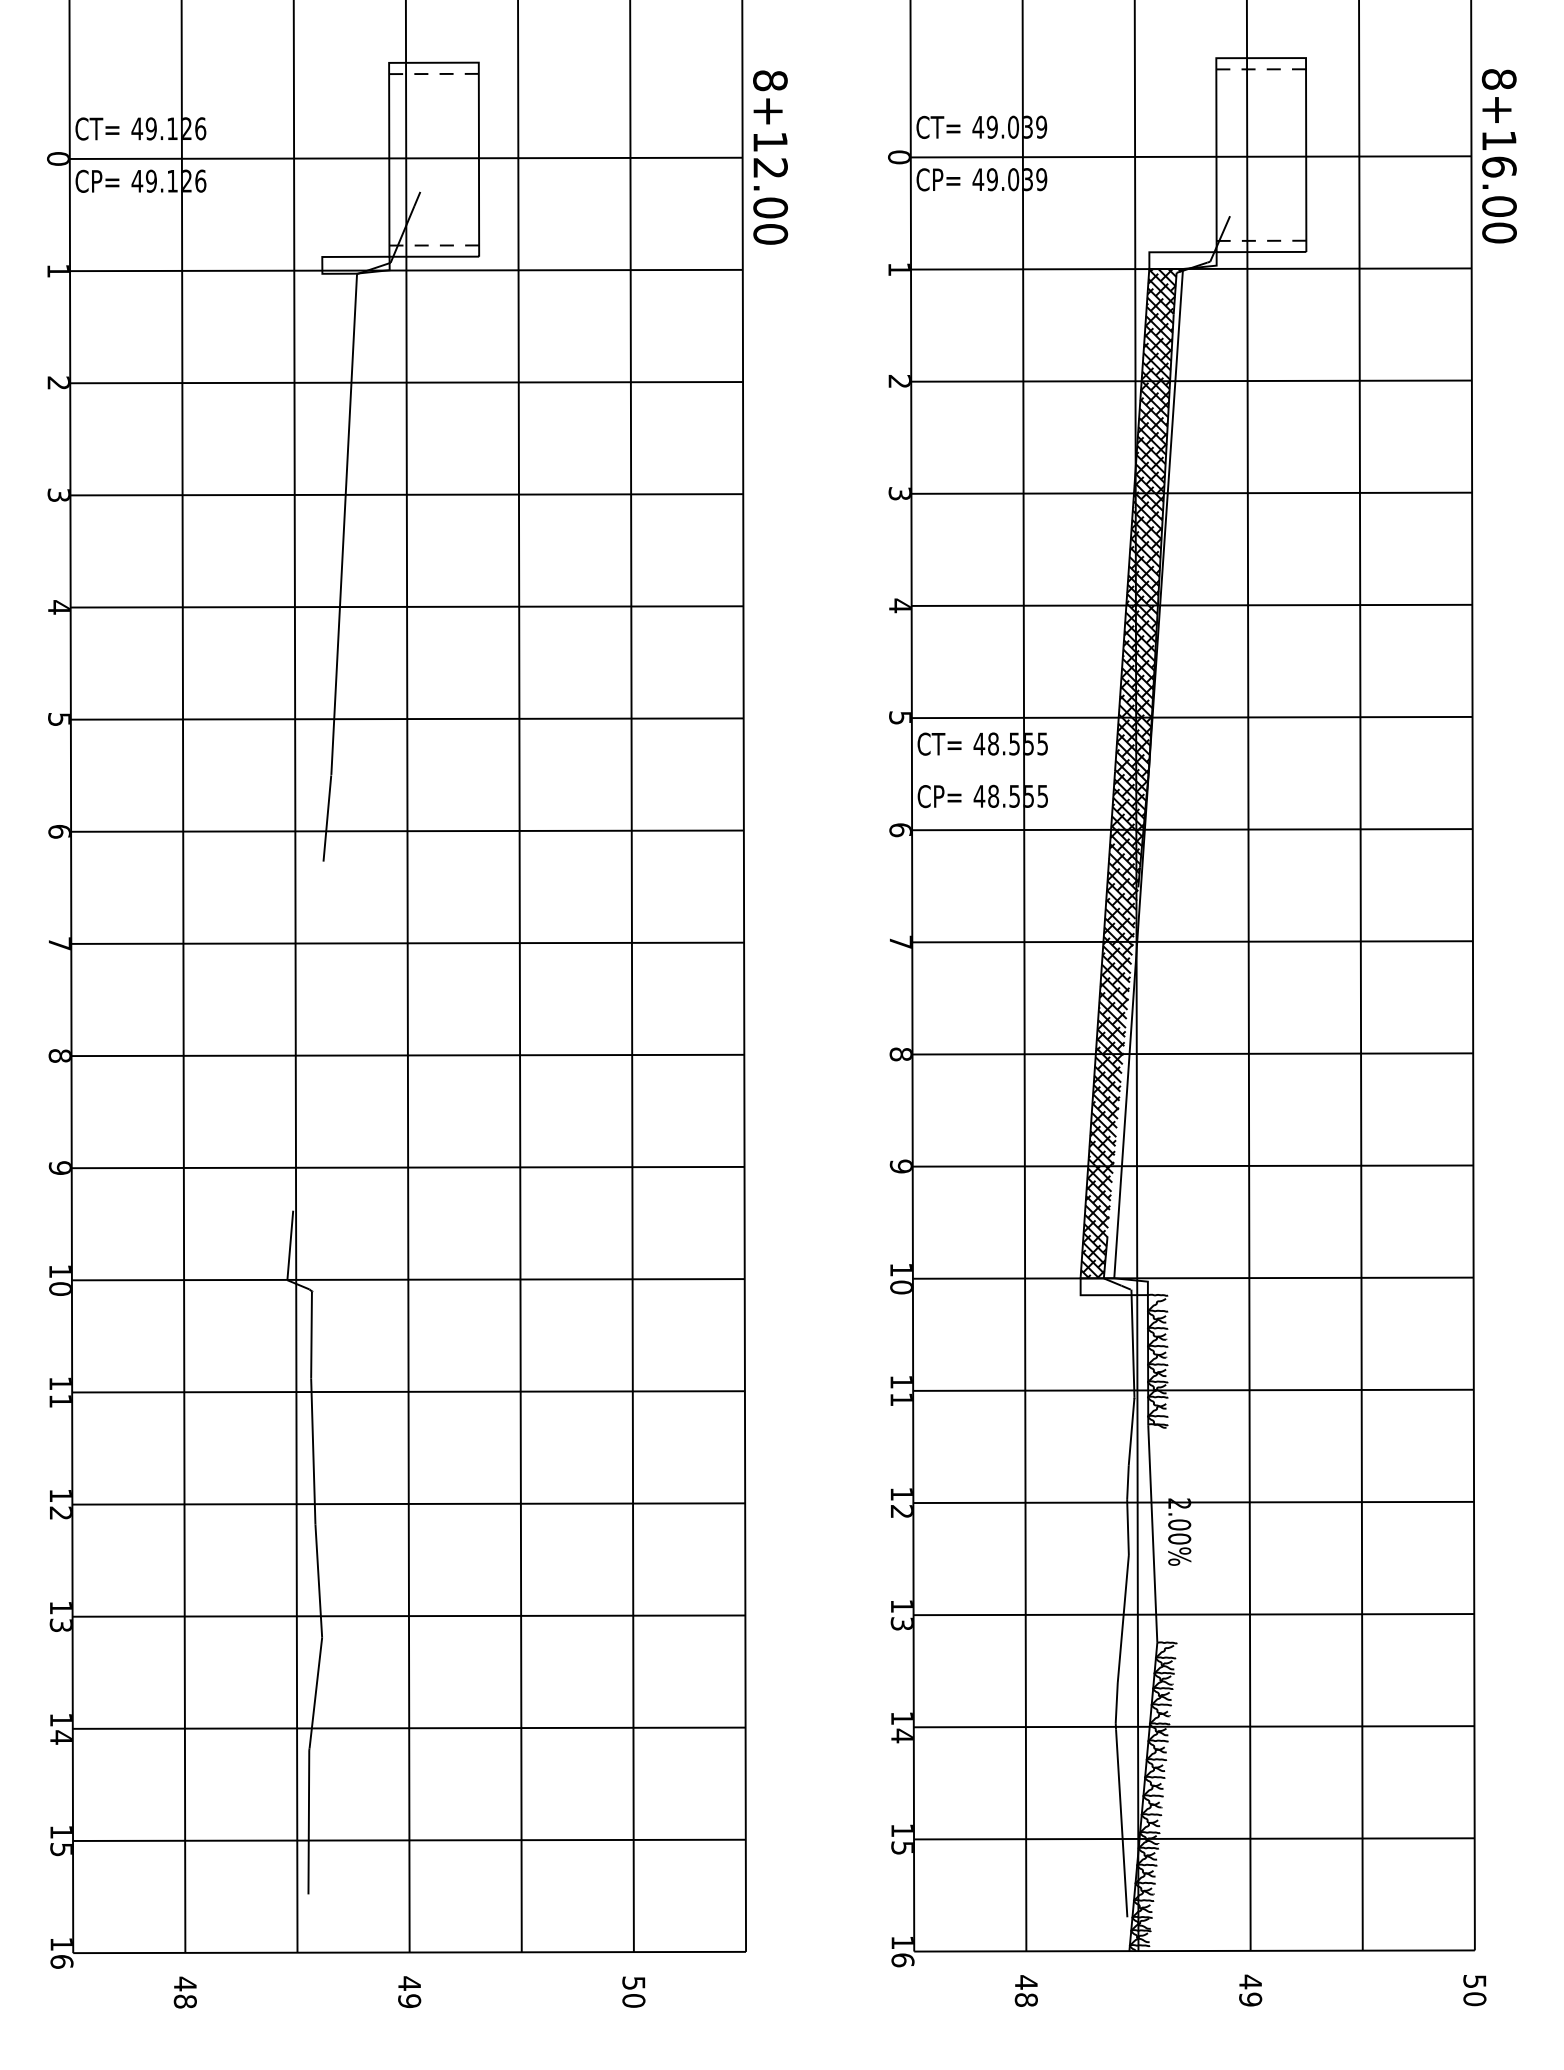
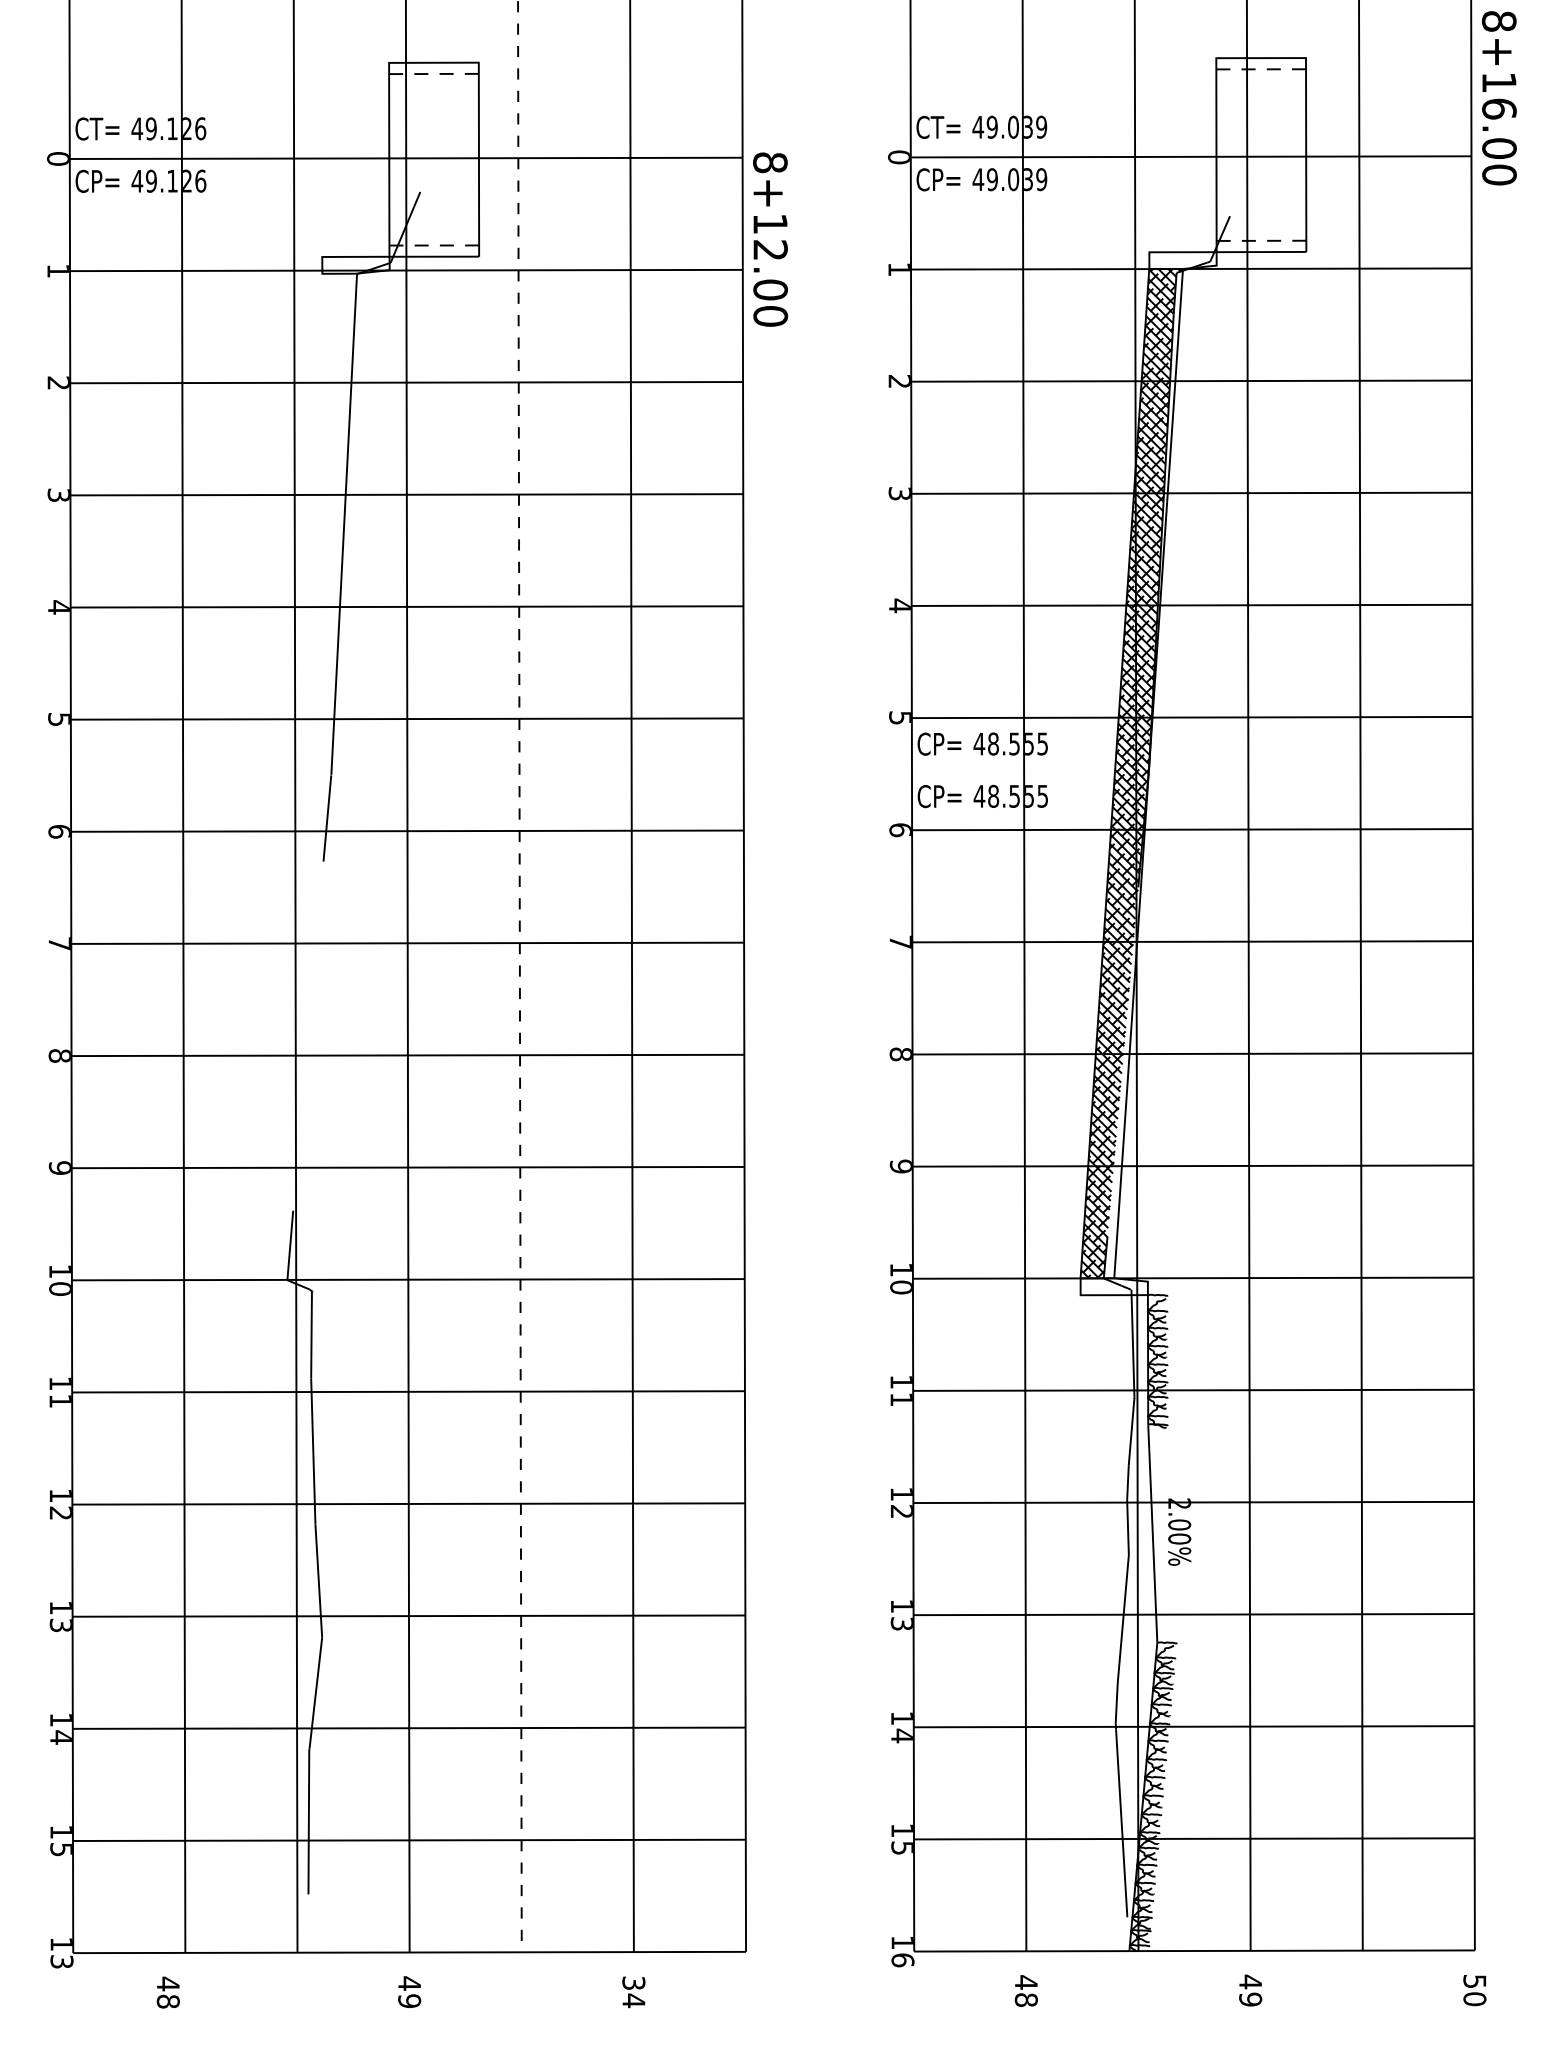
text position: (1498, 156) -> (1498, 98) (1498, 98)
text position: (770, 157) -> (770, 239) (770, 239)
text: CT= -> CP= (946, 744)
line: solid -> dashed (519, 976)
text: 16 -> 13 (61, 1961)
text position: (184, 1992) -> (167, 1992) (167, 1992)
text: 50 -> 34 (633, 1992)
